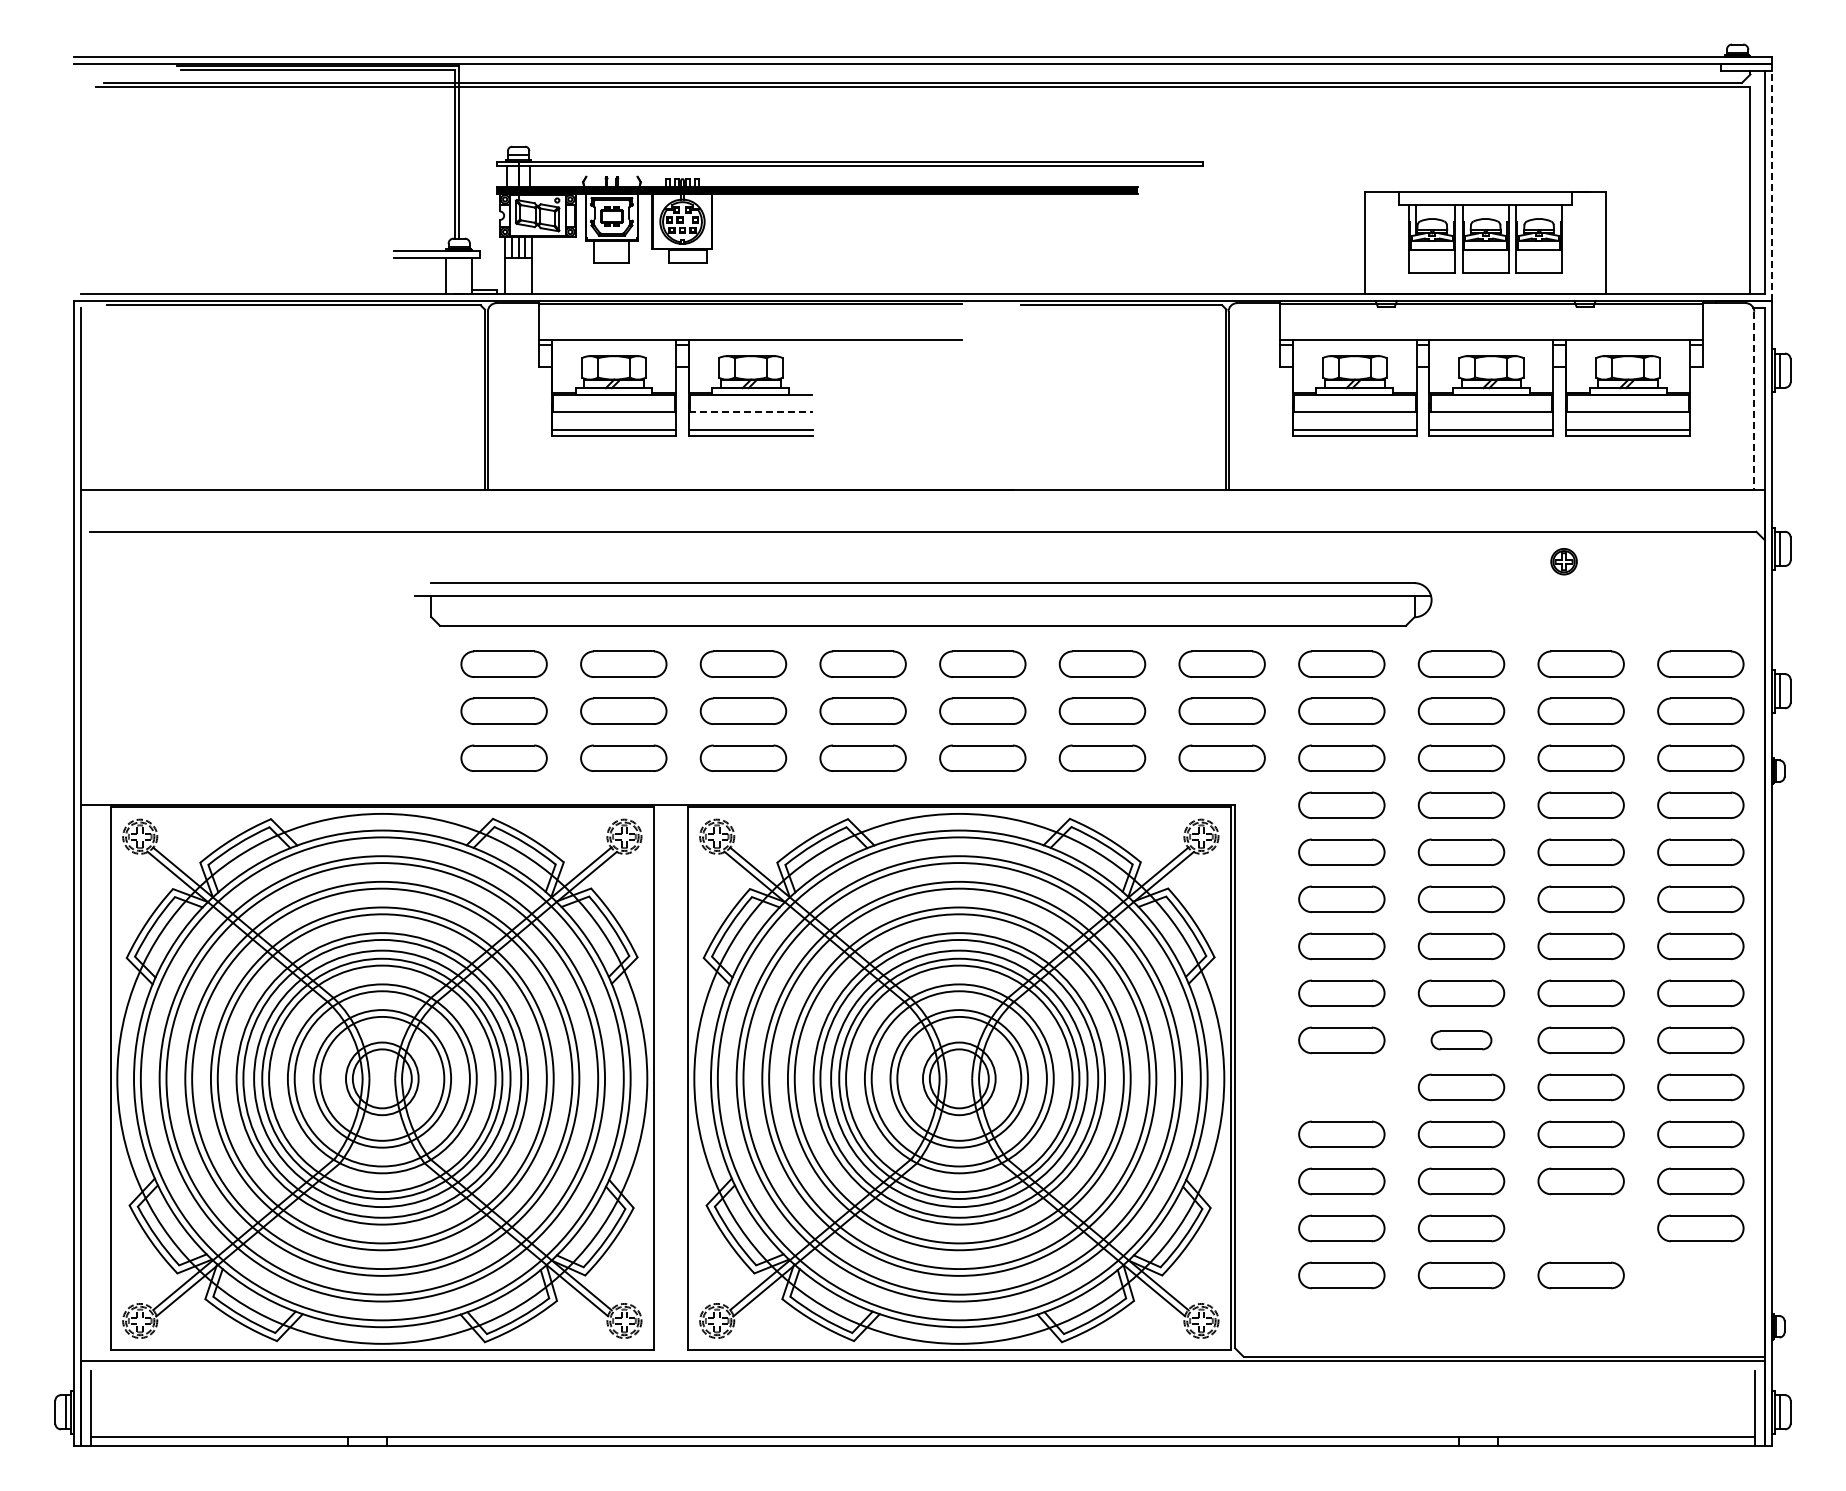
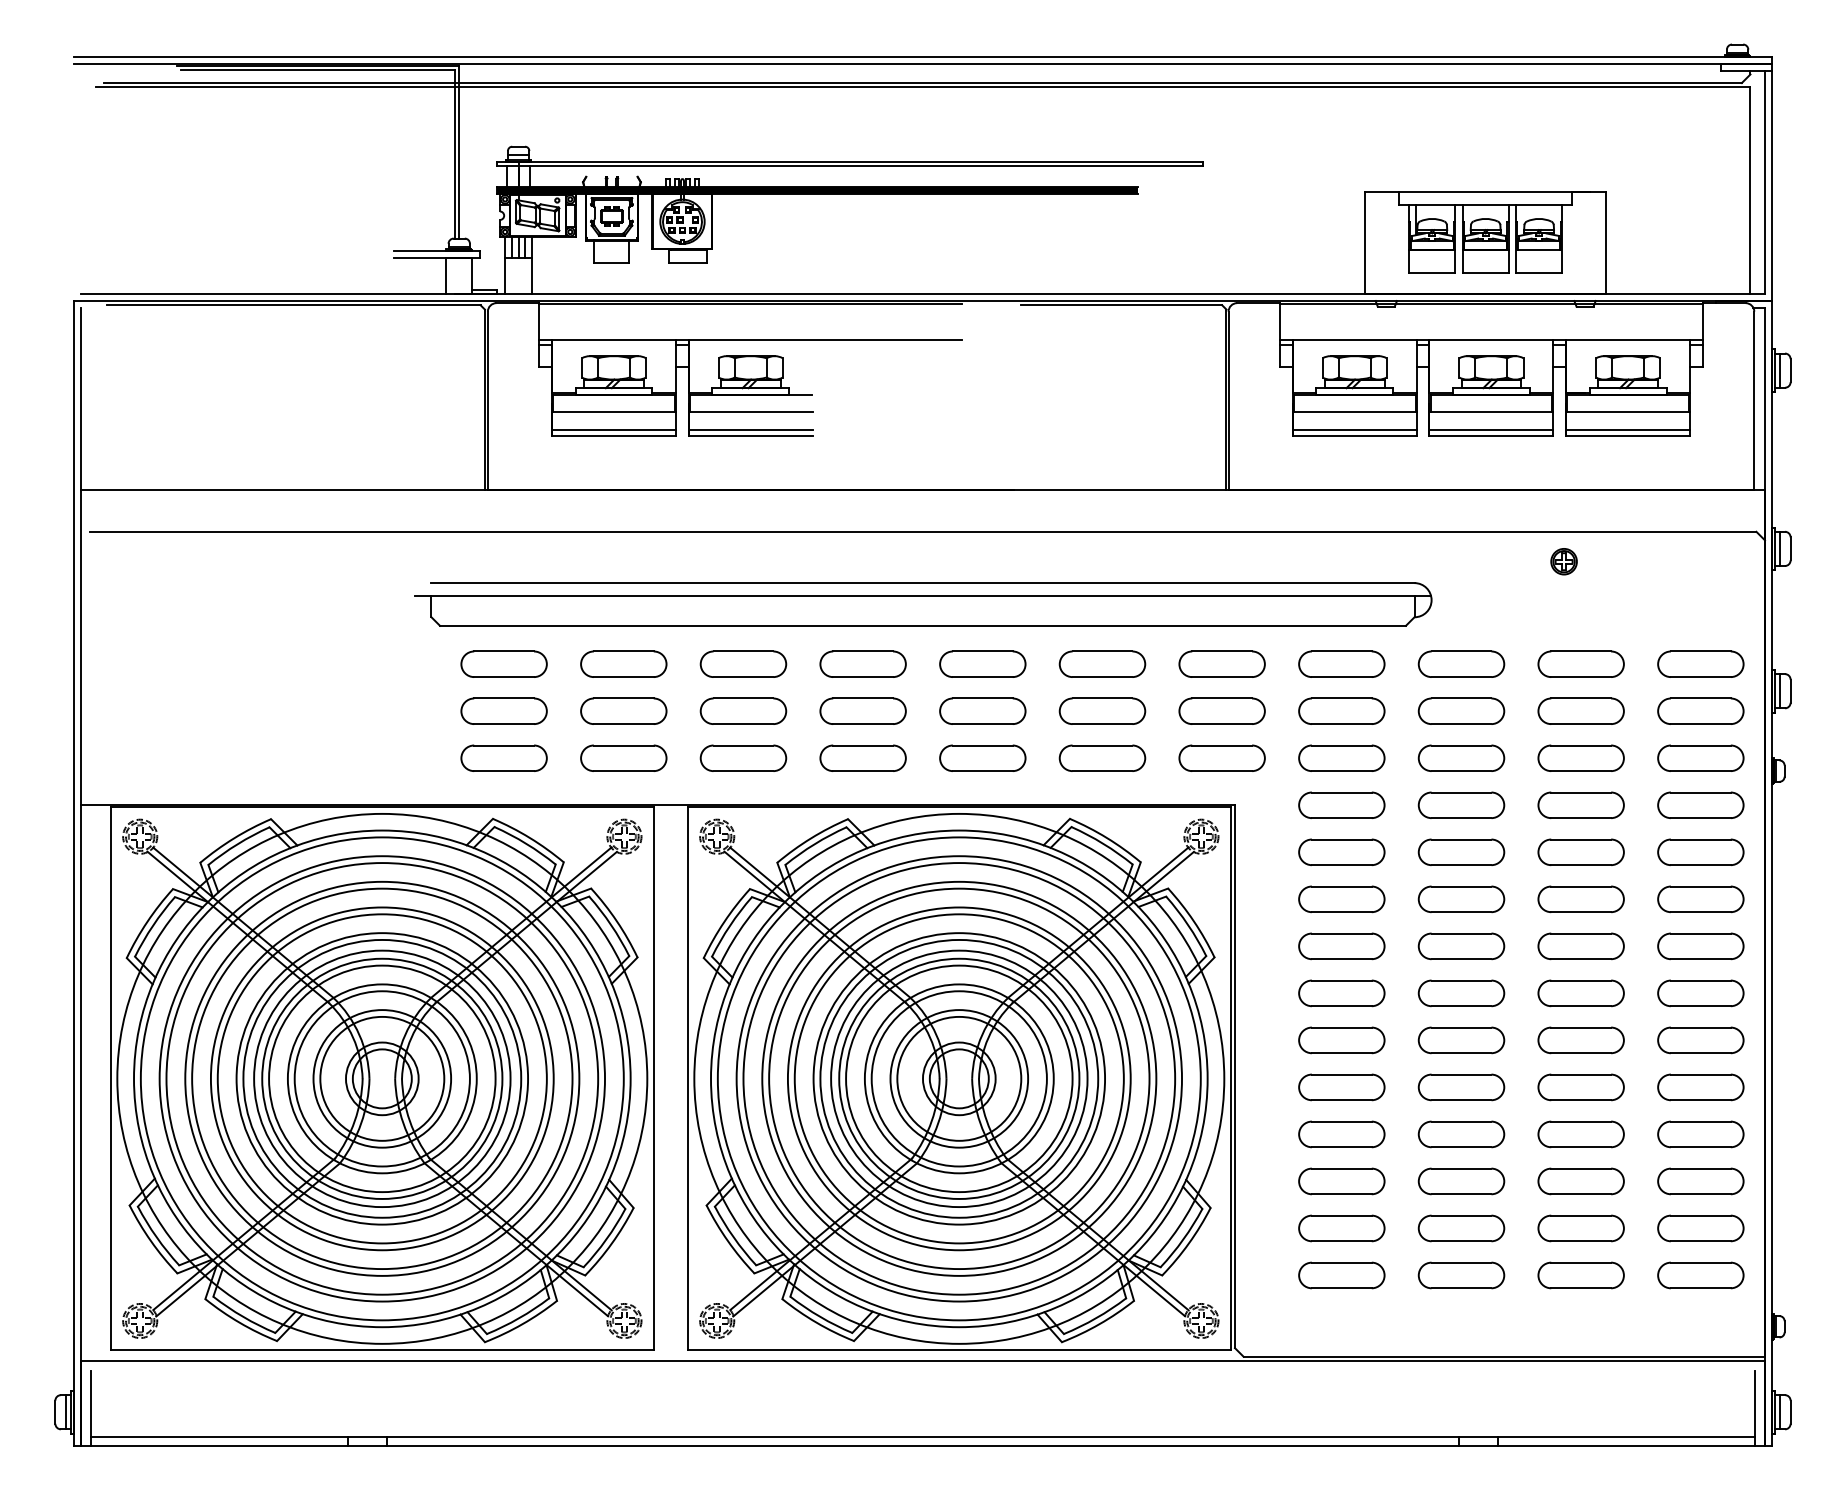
line: dashed -> solid (1771, 182)
line: dashed -> solid (1754, 401)
line: dashed -> solid (750, 412)
part size: 63x21 px -> 89x29 px (1461, 1040)
part: none -> present (1341, 1087)
part: none -> present (1580, 1228)
part: none -> present (1700, 1275)
